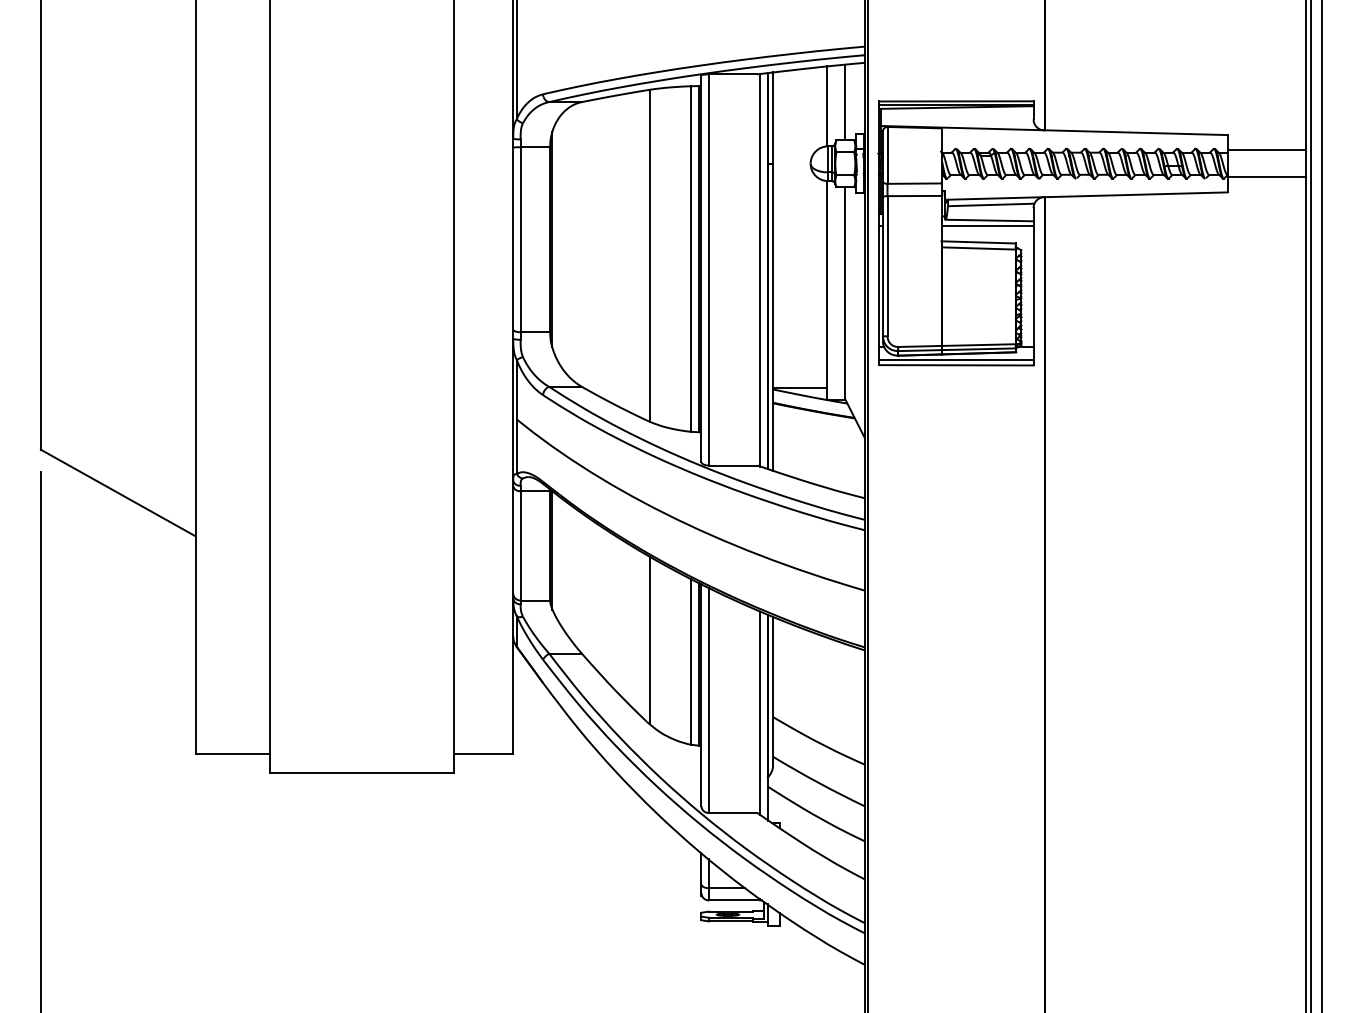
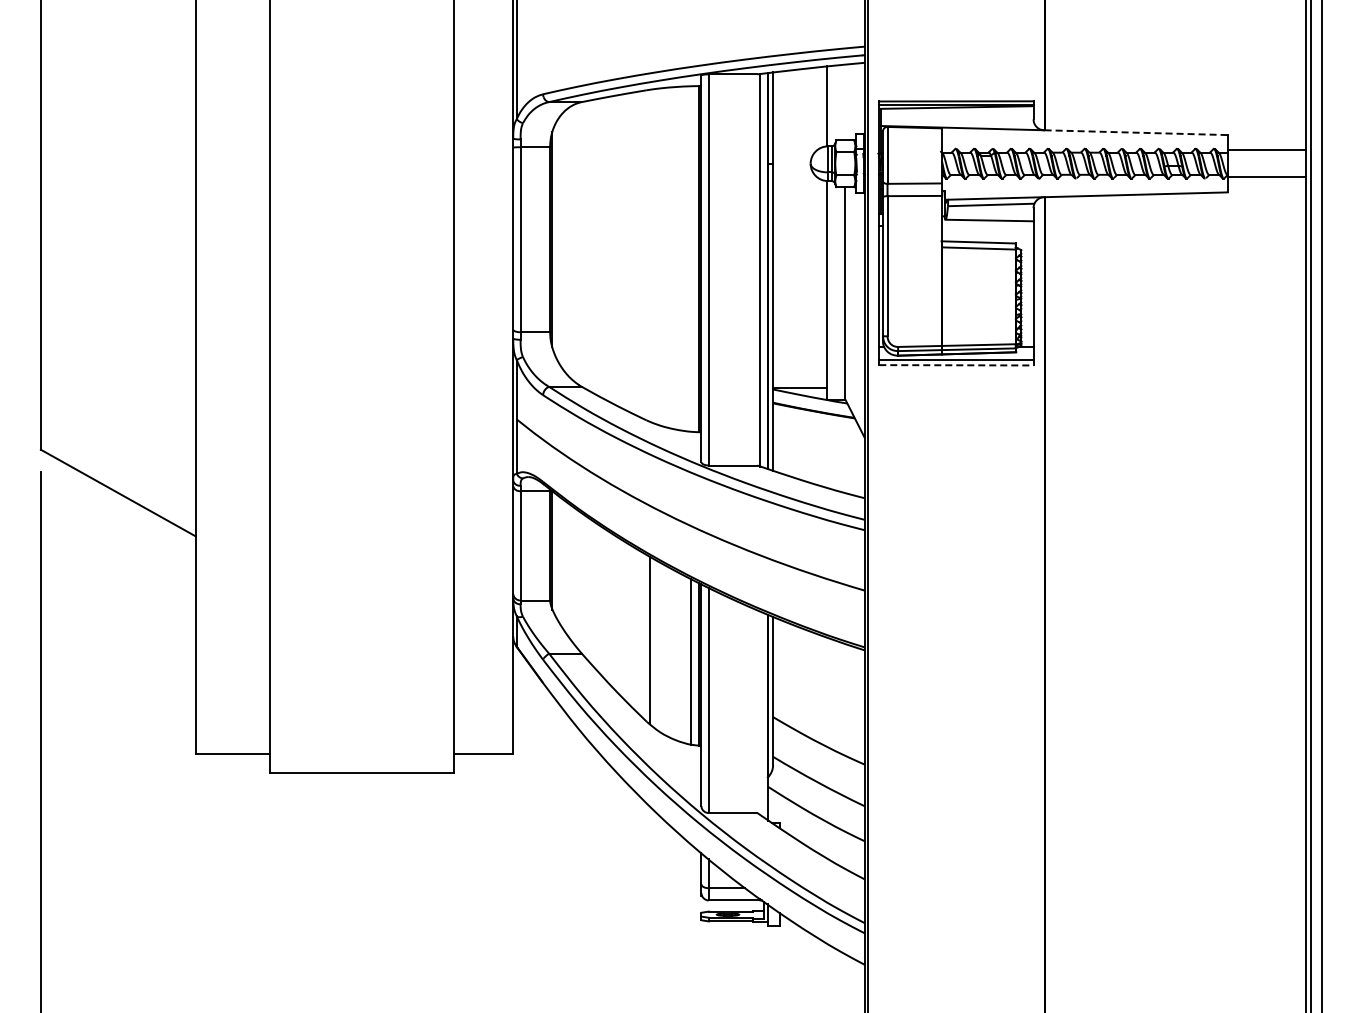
line: present -> none (845, 102)
line: solid -> dashed (1136, 132)
line: present -> none (987, 226)
line: present -> none (649, 255)
line: present -> none (691, 258)
line: solid -> dashed (956, 365)
line: present -> none (760, 713)
